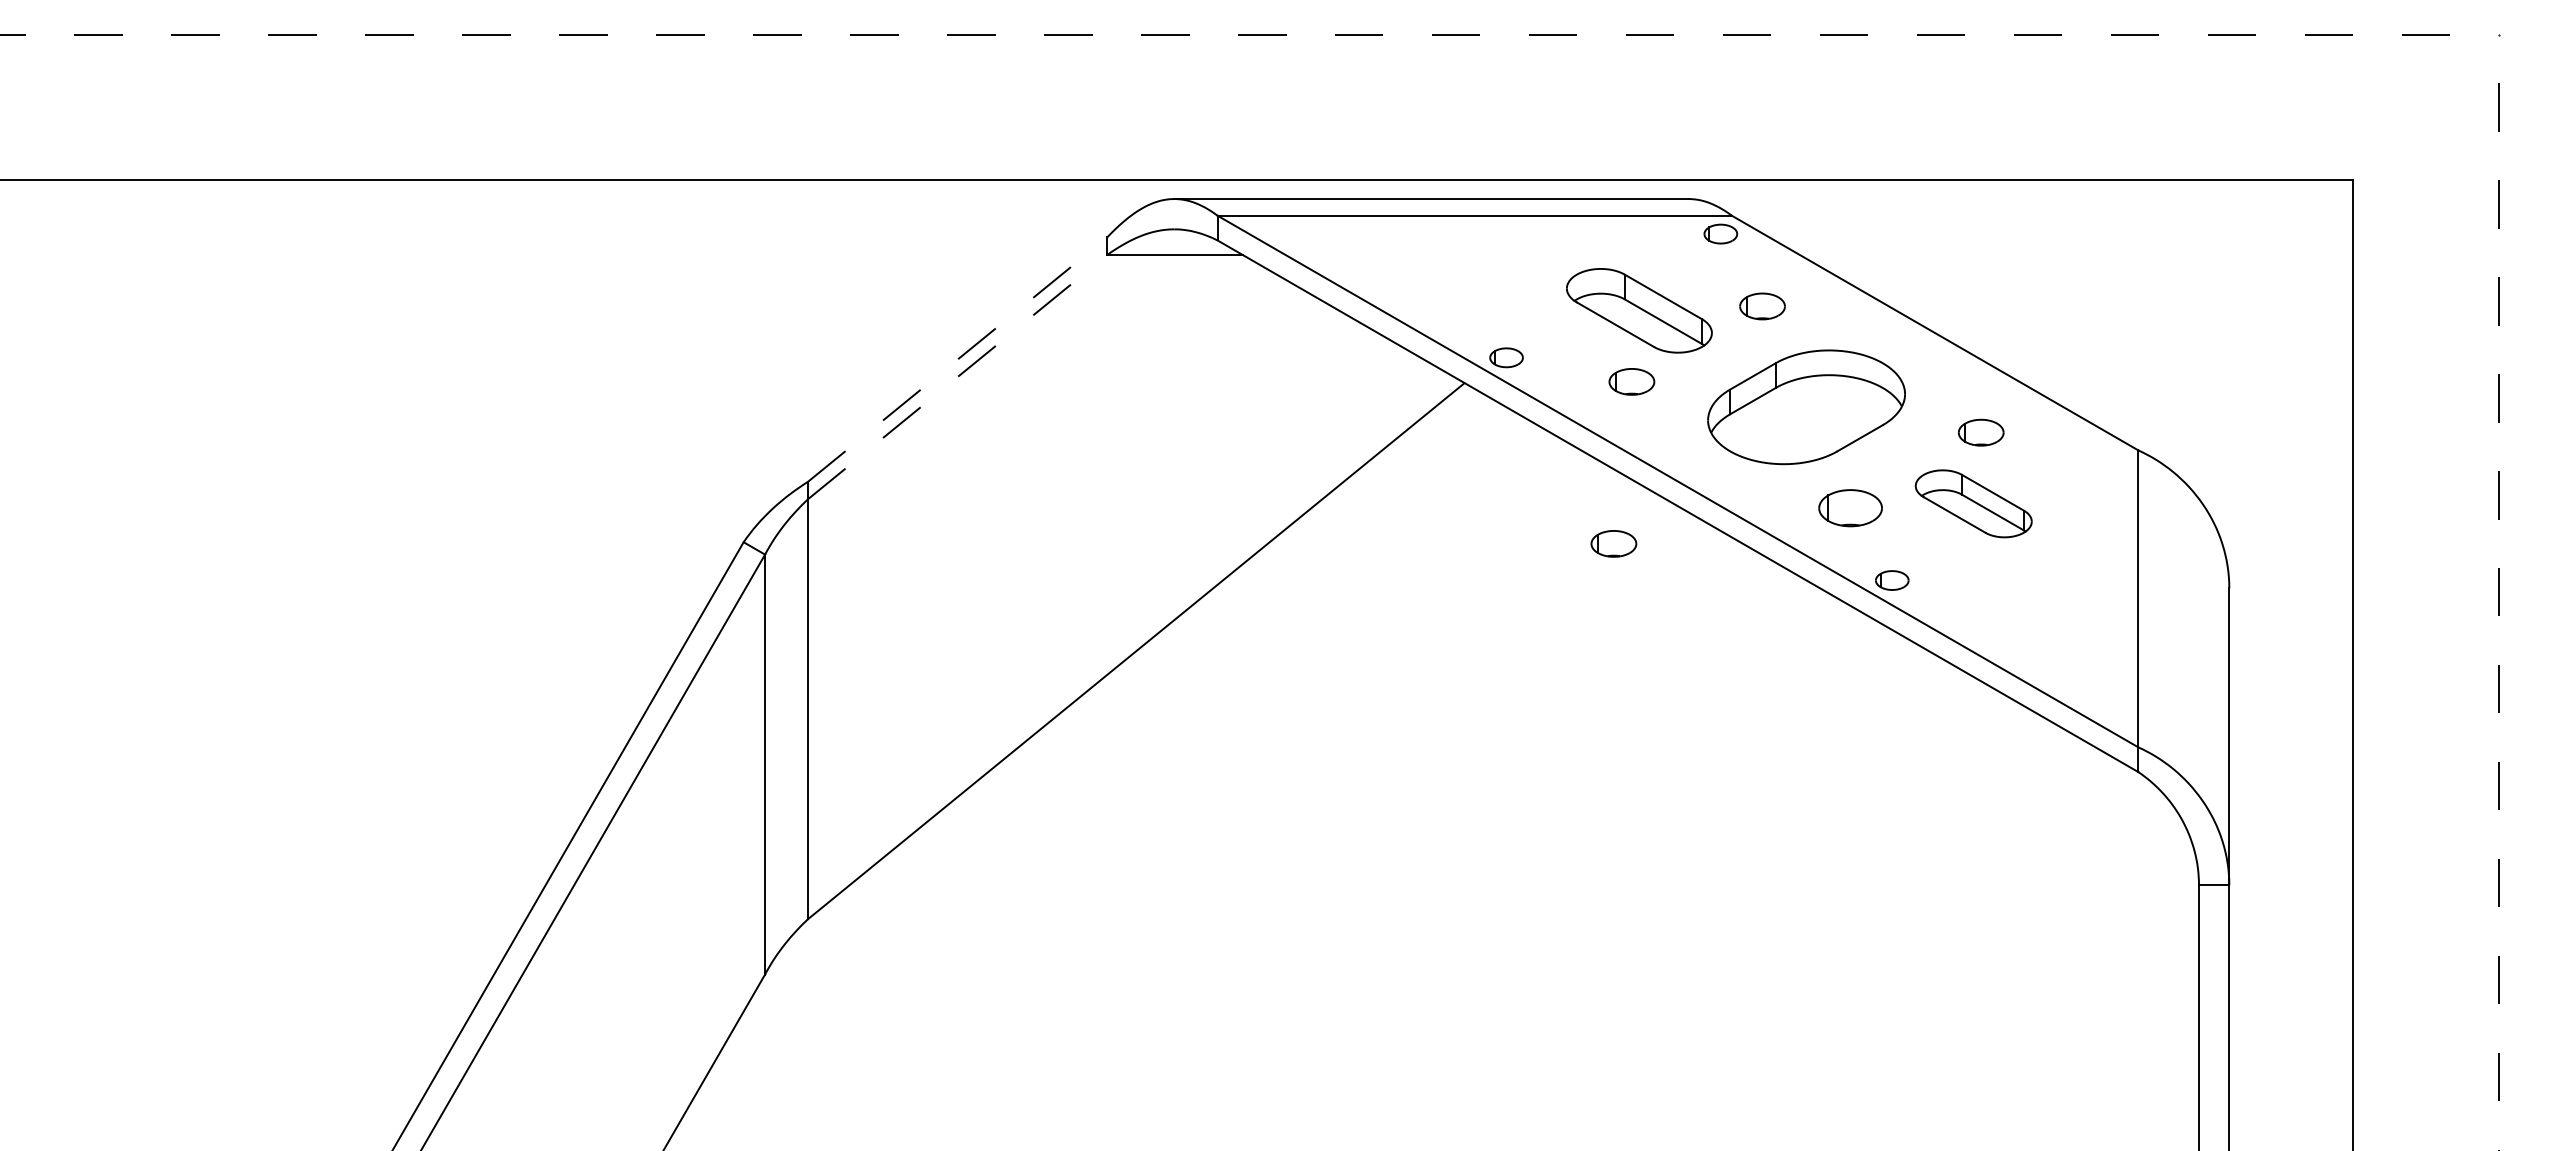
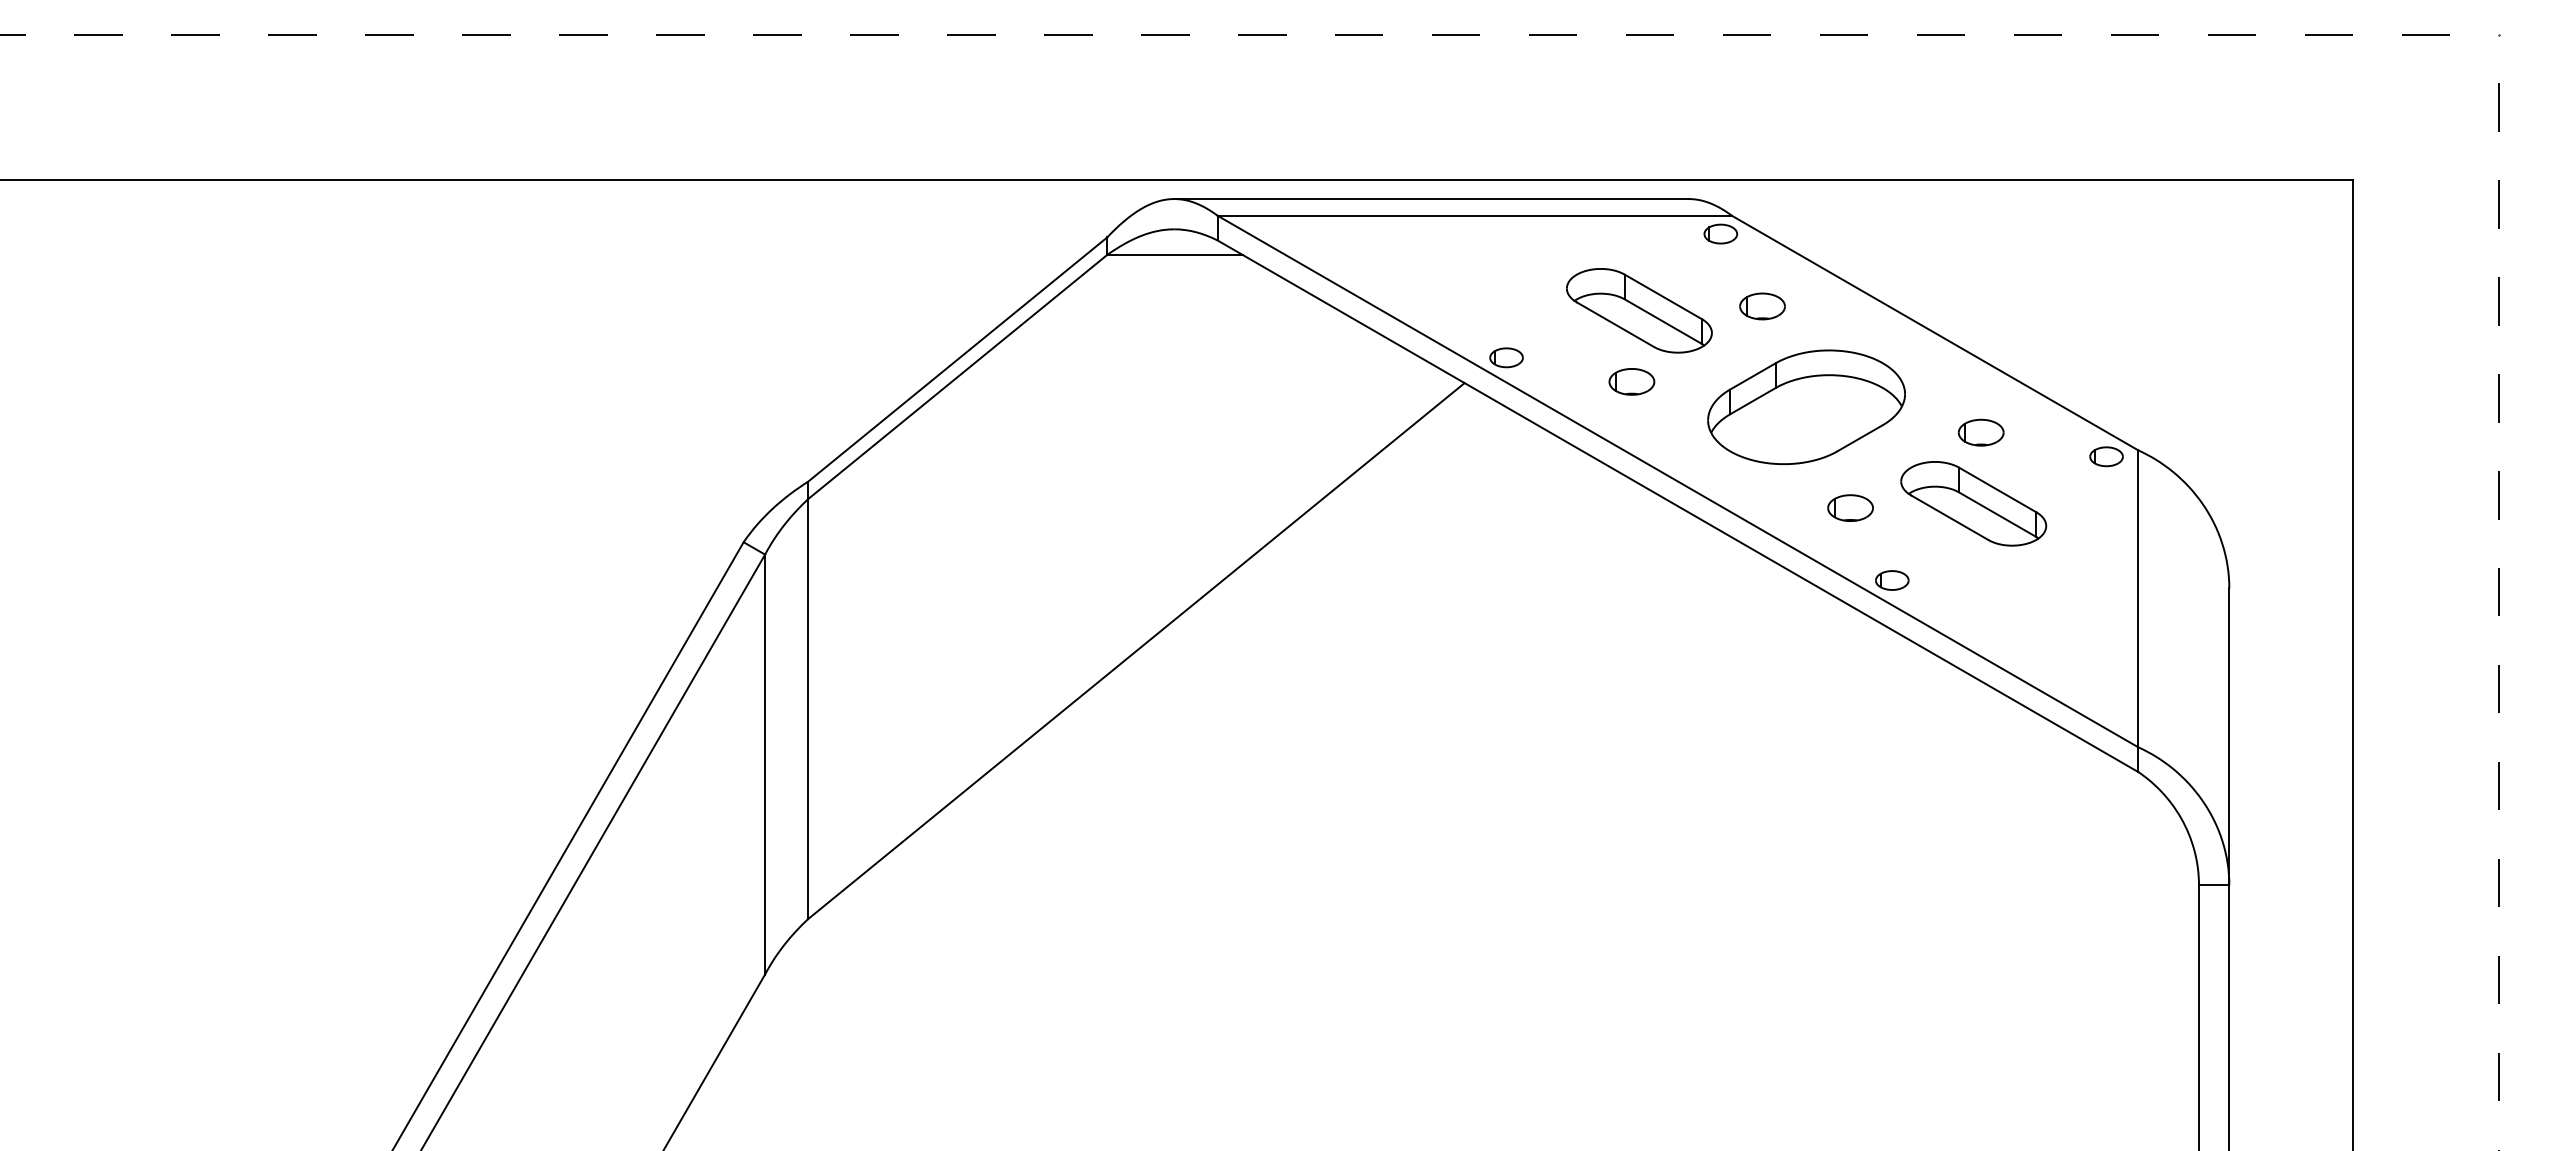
line: dashed -> solid (957, 359)
line: dashed -> solid (957, 376)
part: none -> present (2106, 456)
part size: 119x70 px -> 148x86 px (1973, 503)
part size: 65x39 px -> 47x28 px (1850, 507)
part: present -> none (1613, 543)
